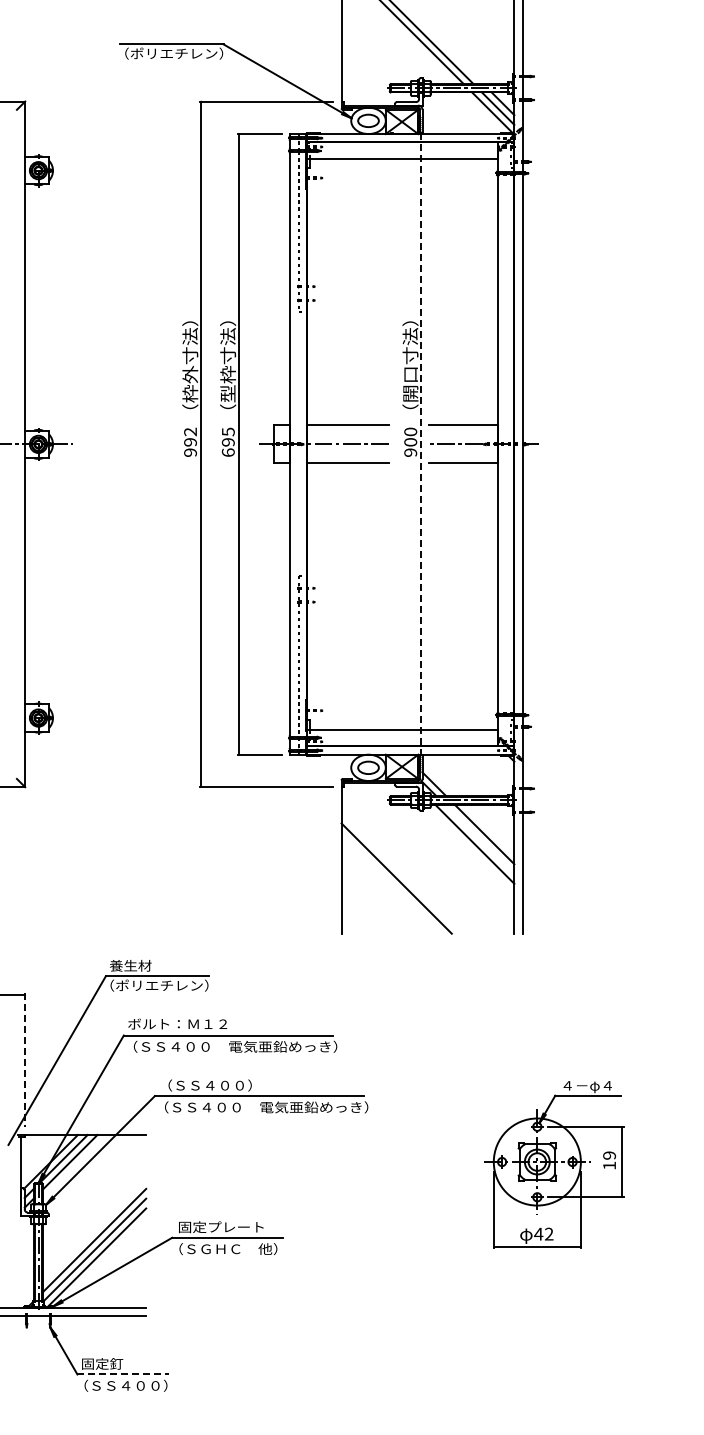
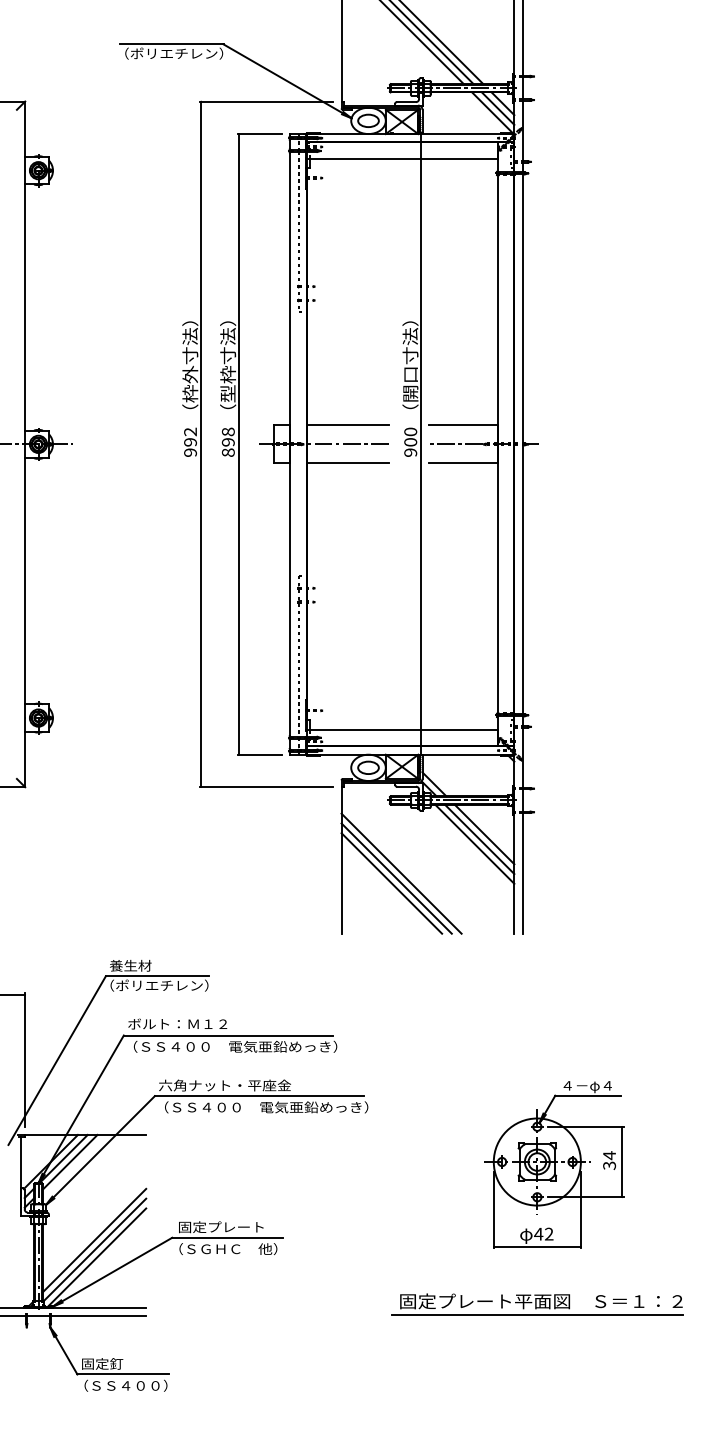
line: none -> present (442, 43)
text: 695 -> 898 (227, 441)
line: dashed -> solid (421, 444)
line: none -> present (479, 839)
line: none -> present (401, 873)
line: none -> present (391, 883)
line: dashed -> solid (25, 1060)
text: （ＳＳ４００） -> 六角ナット・平座金 (225, 1085)
text: 19 -> 34 (609, 1160)
part: none -> present (537, 1304)
line: dashed -> solid (123, 1374)
